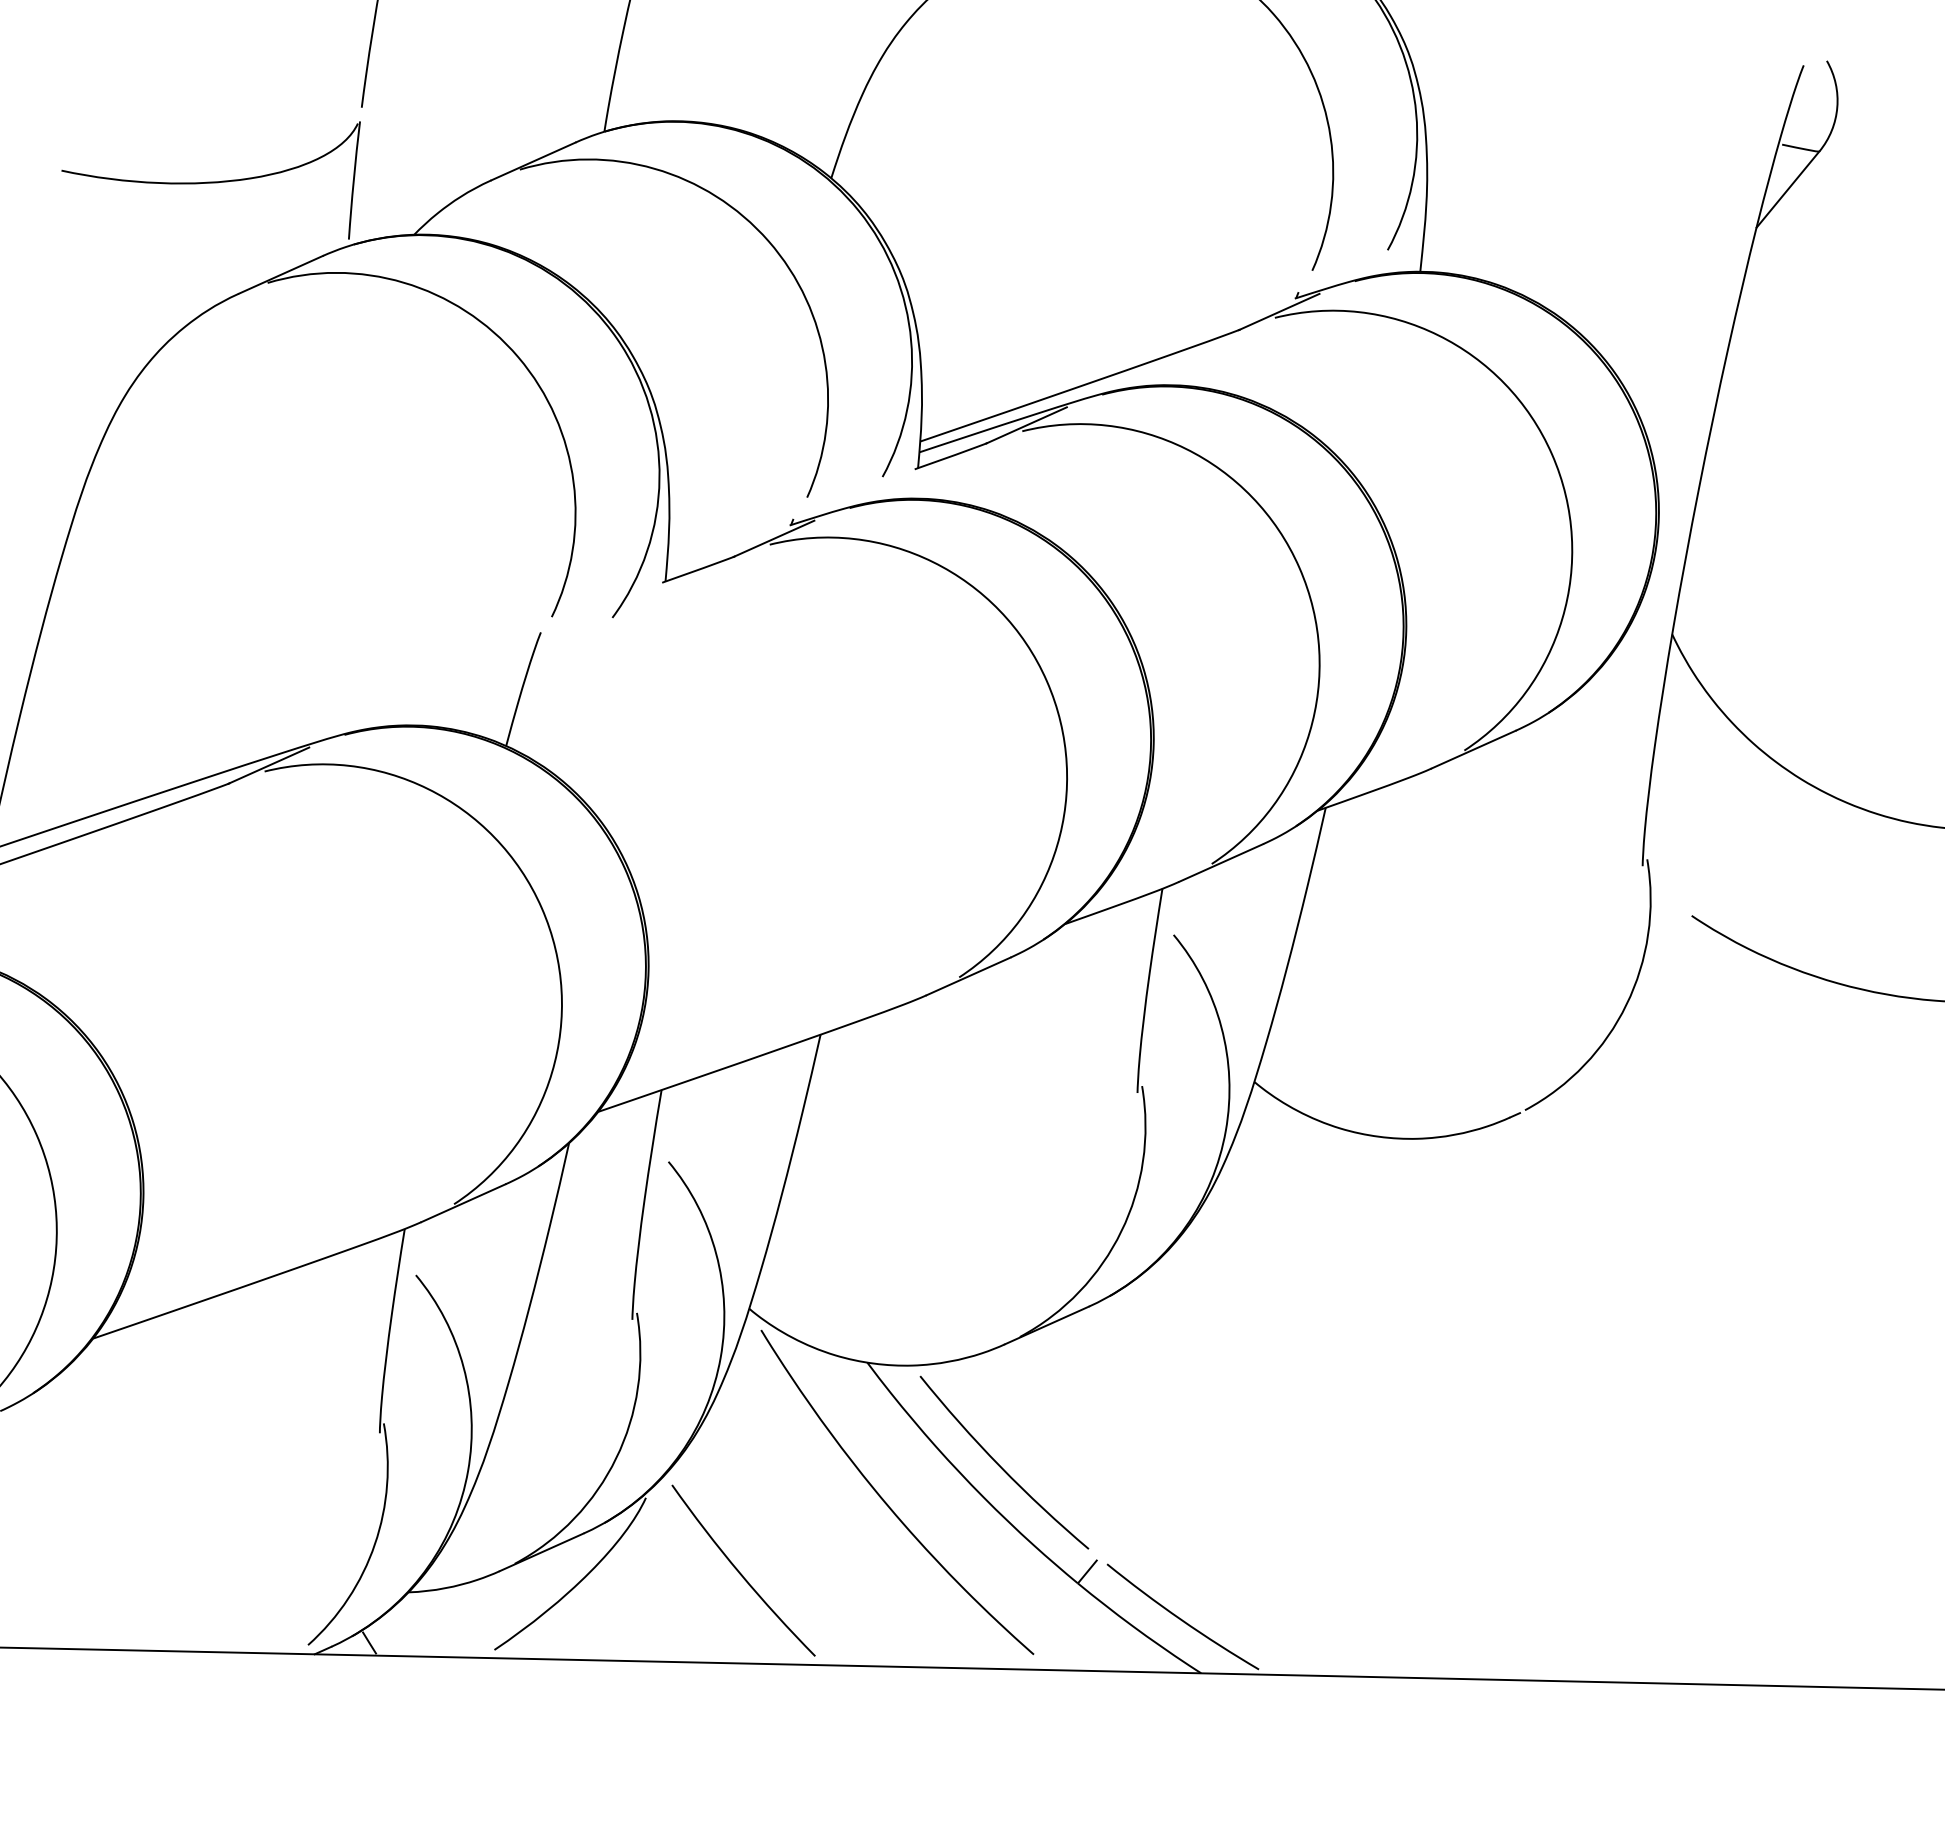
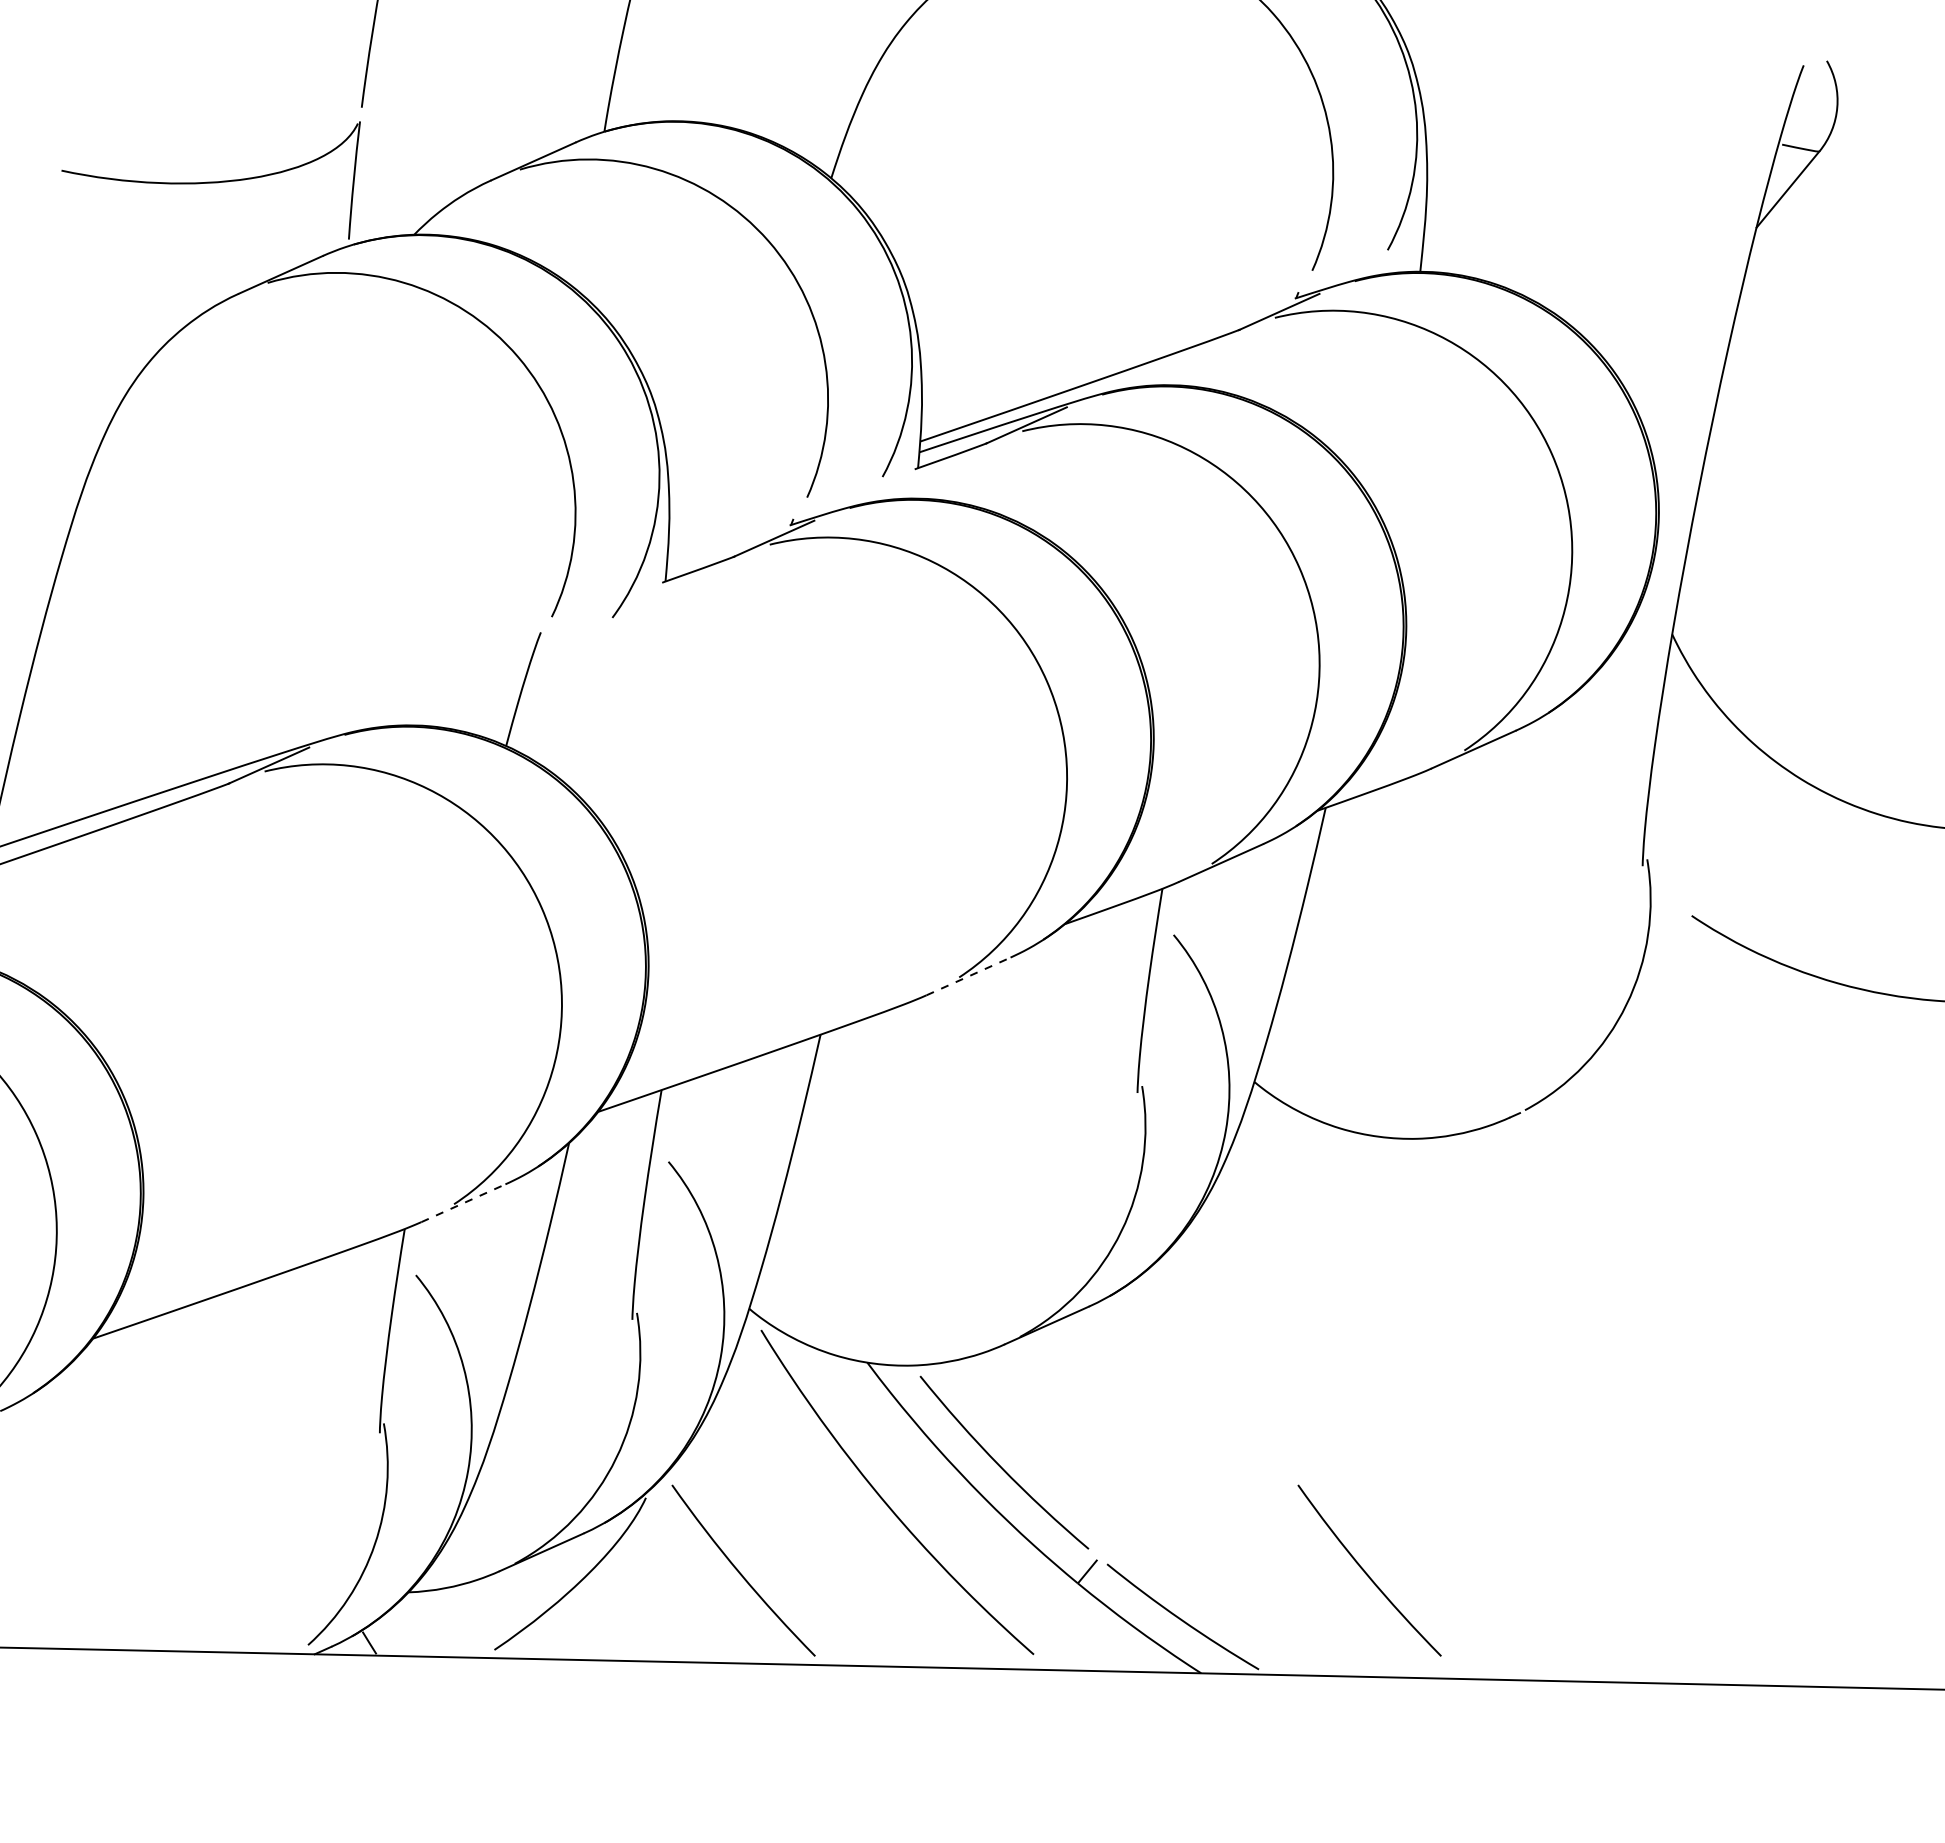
line: solid -> dashed (969, 976)
line: solid -> dashed (463, 1203)
curve: none -> present (1366, 1572)
